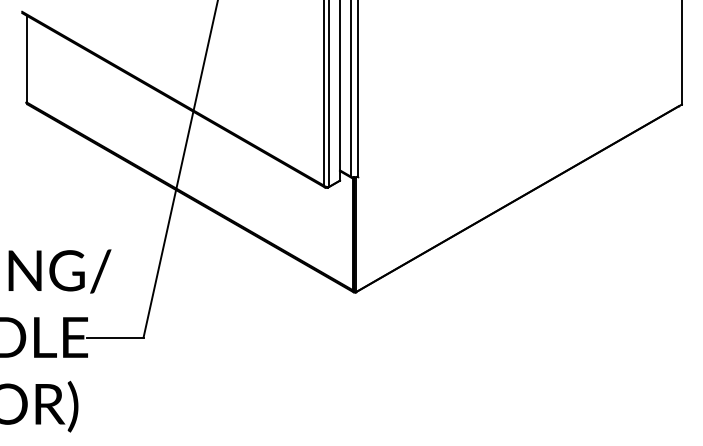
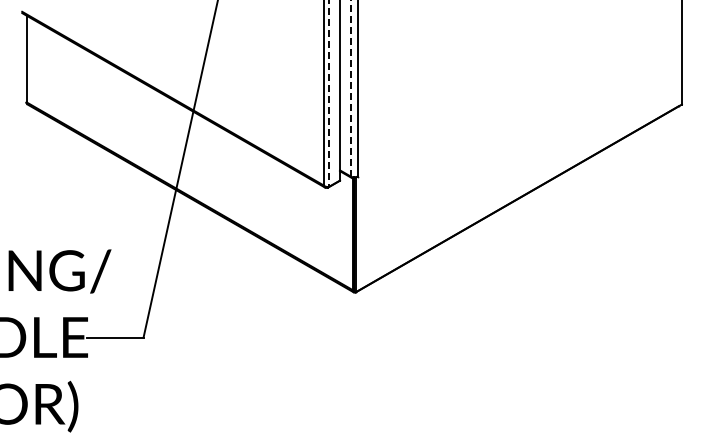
line: solid -> dashed (350, 88)
line: solid -> dashed (329, 93)
